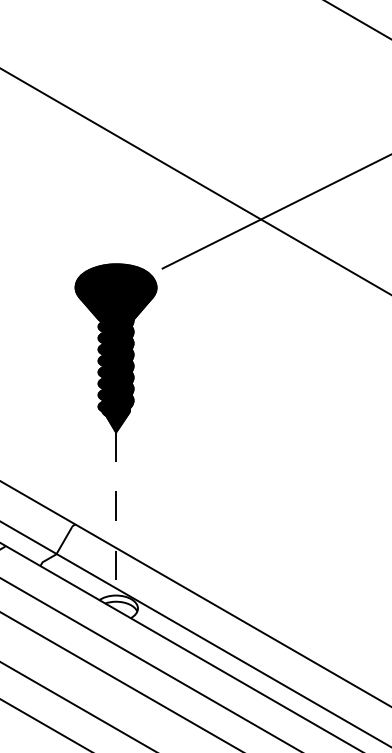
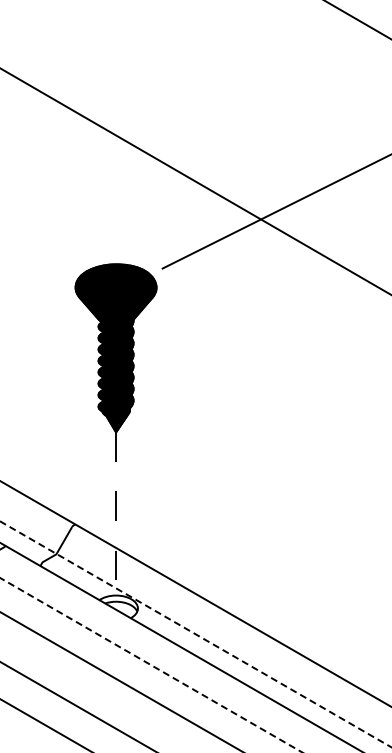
line: solid -> dashed (195, 634)
line: solid -> dashed (151, 665)
